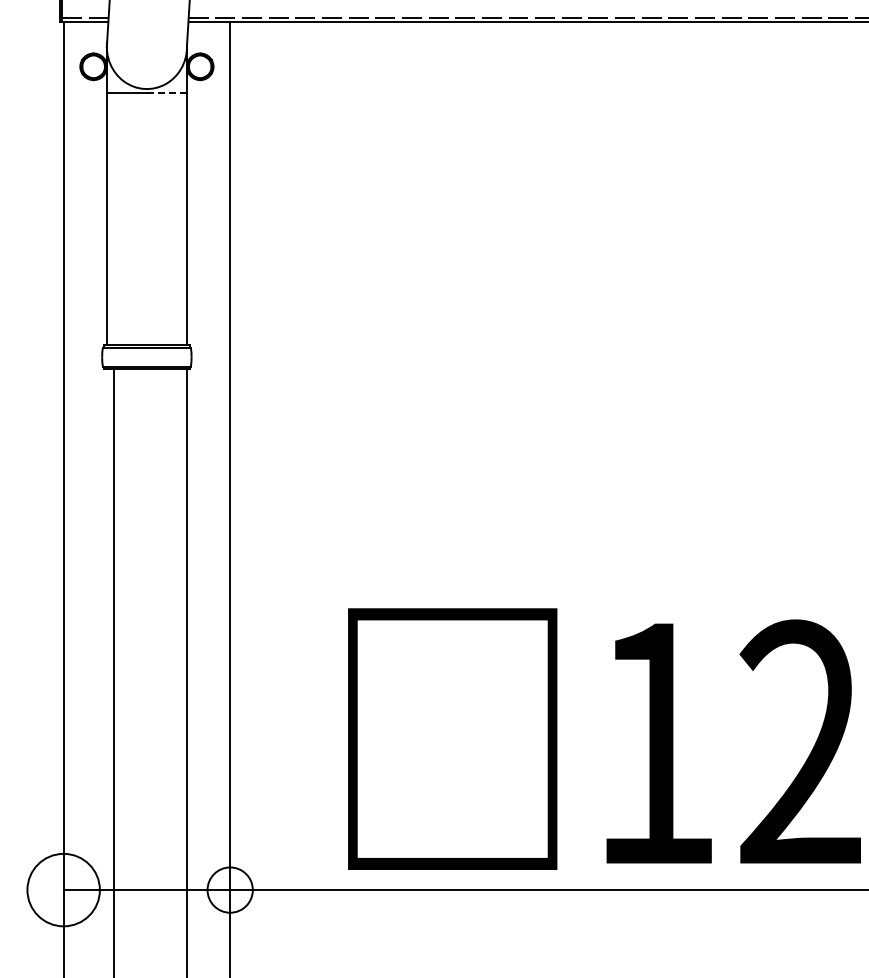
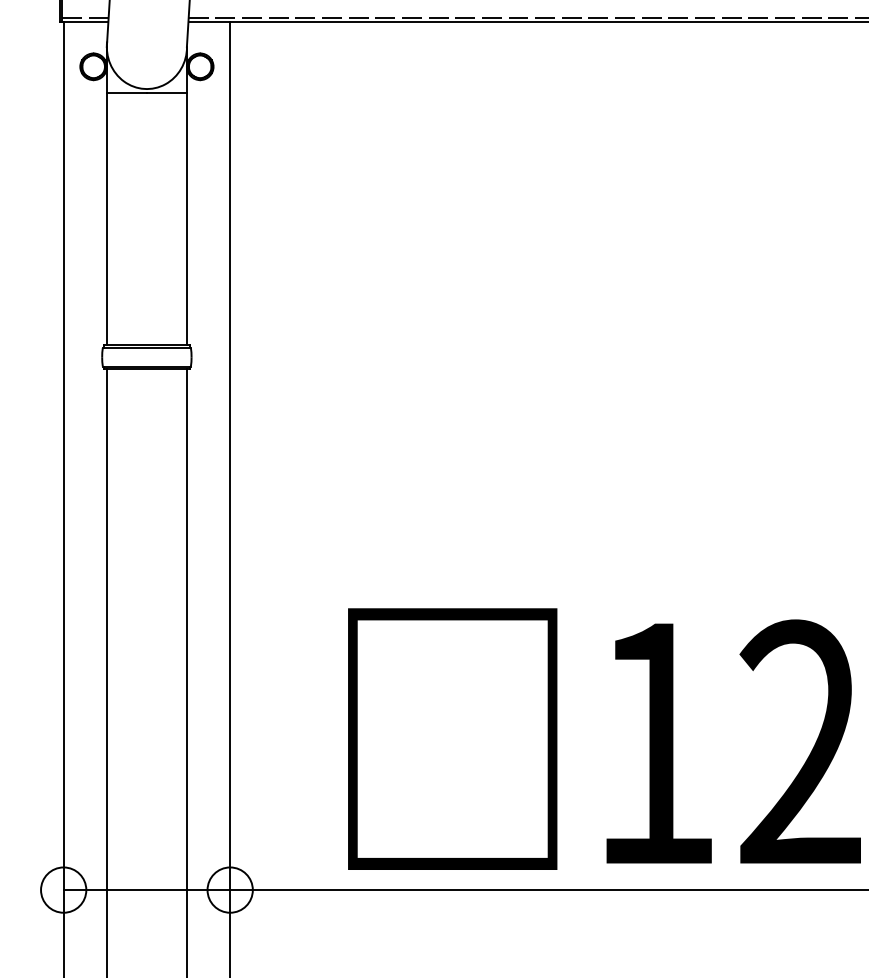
line: dashed -> solid (166, 93)
line position: (113, 671) -> (106, 671) (106, 671)
circle diameter: 72 px -> 45 px (63, 889)
